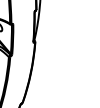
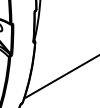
line: none -> present (60, 77)
